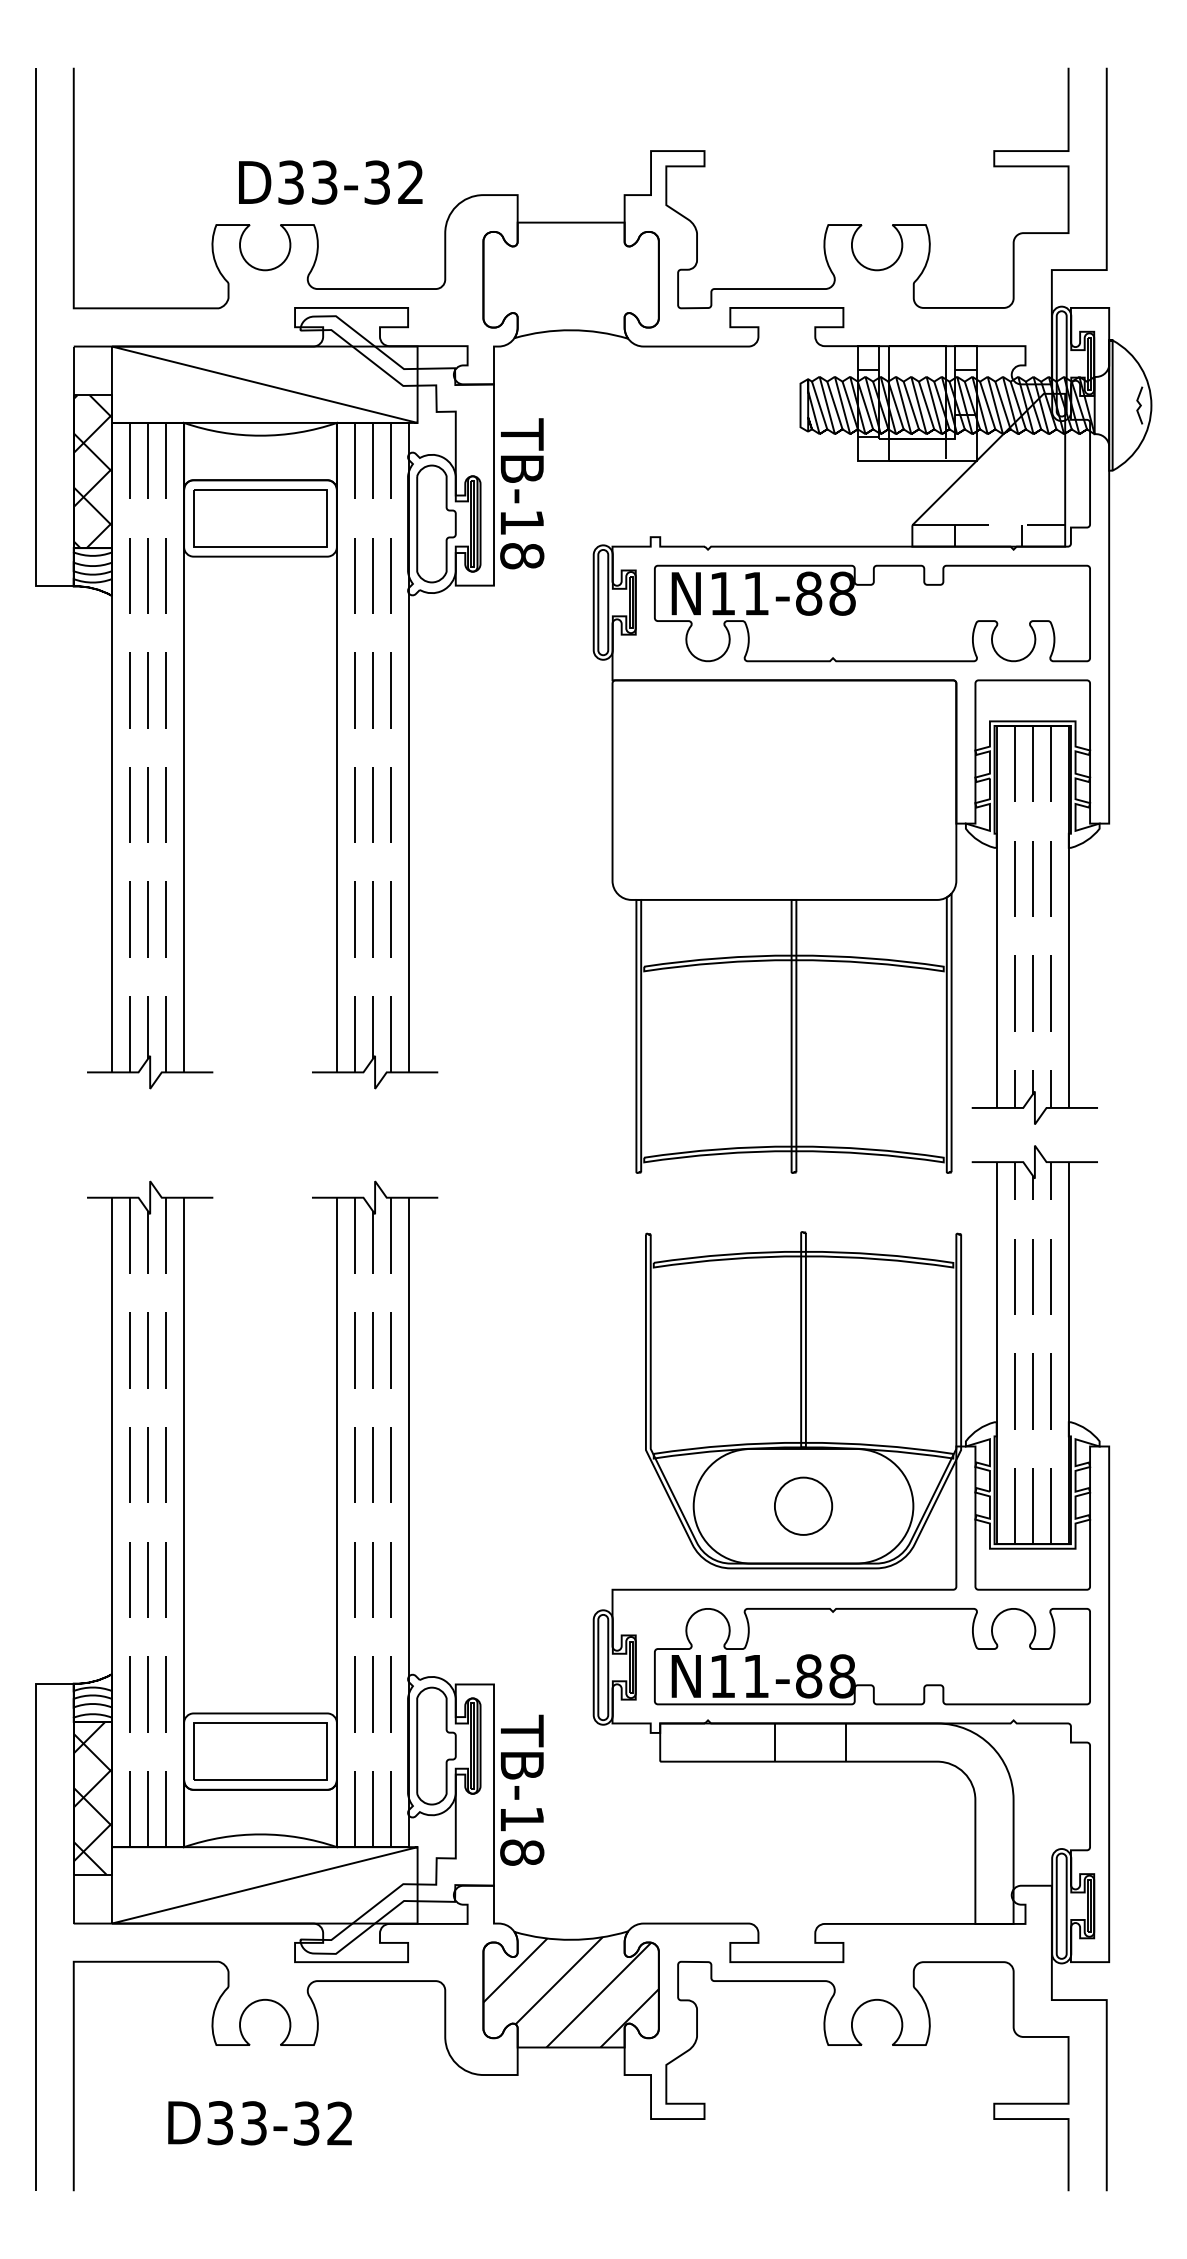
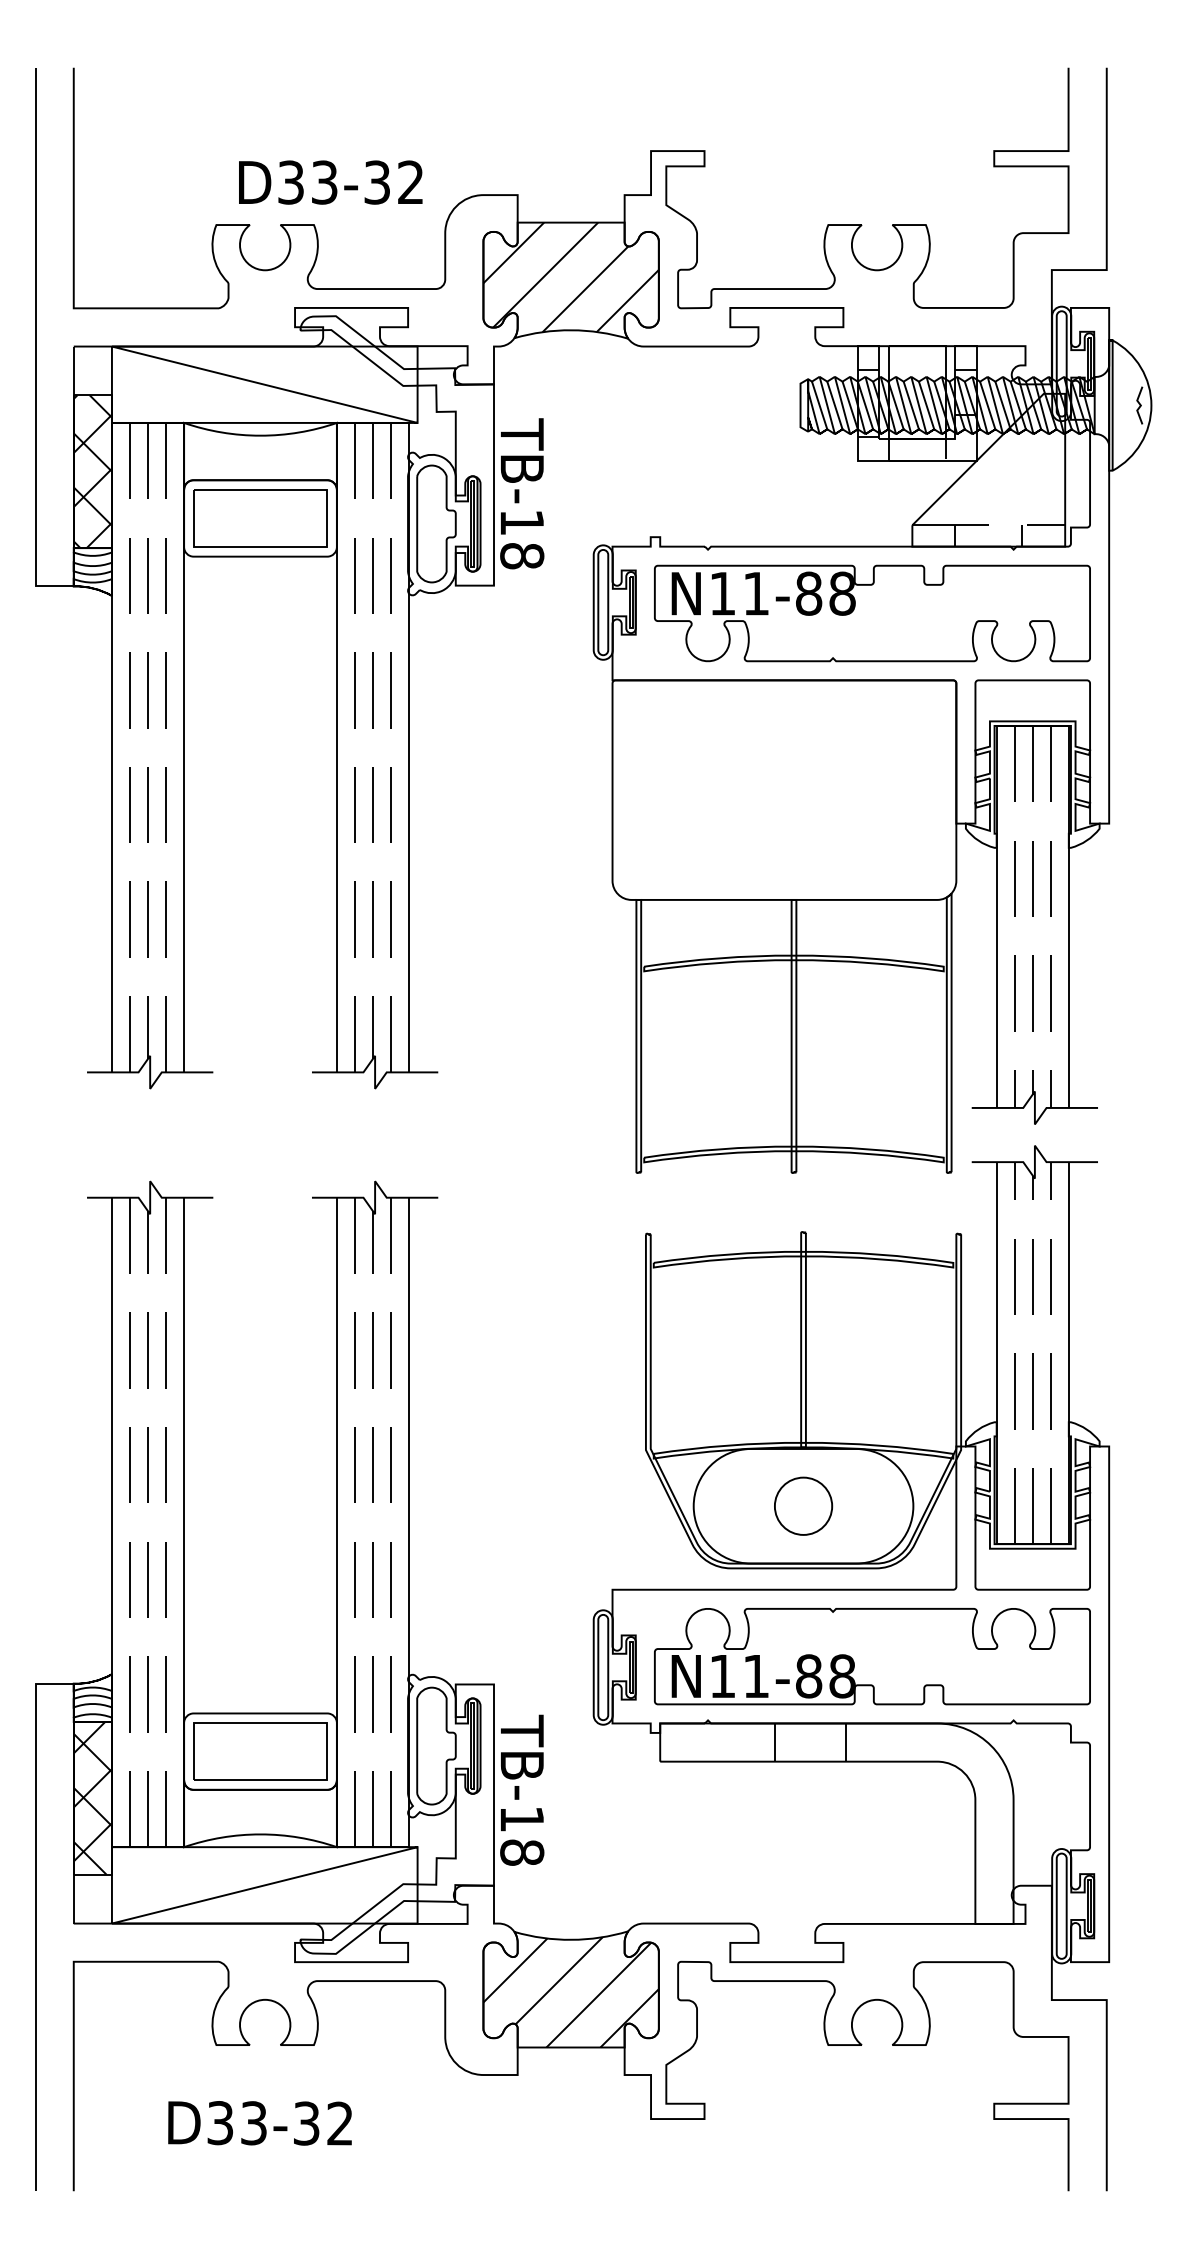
hatch: none -> present (570, 277)
